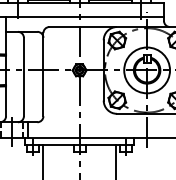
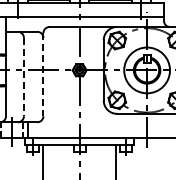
line: solid -> dashed (43, 74)
line: solid -> dashed (23, 77)
